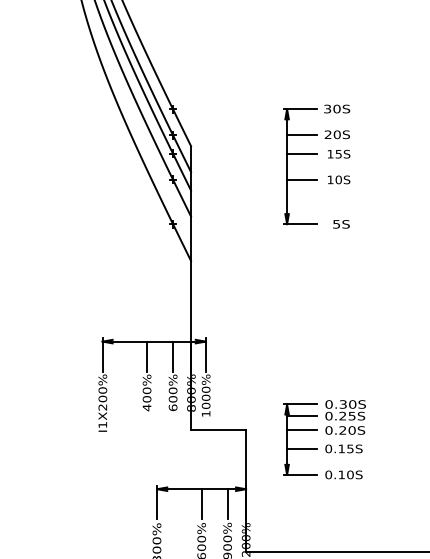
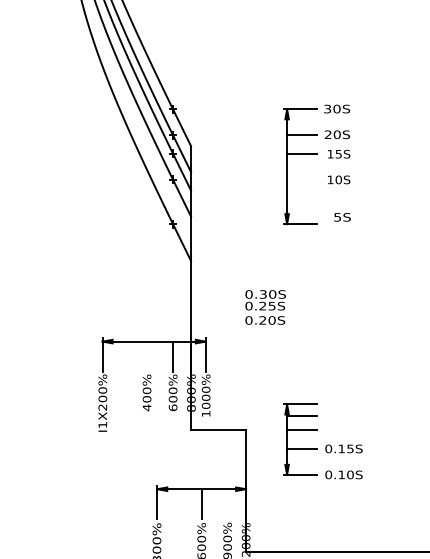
line: present -> none (302, 179)
text position: (341, 224) -> (342, 217) (342, 217)
line: present -> none (147, 356)
text position: (345, 417) -> (265, 307) (265, 307)
line: present -> none (227, 504)
